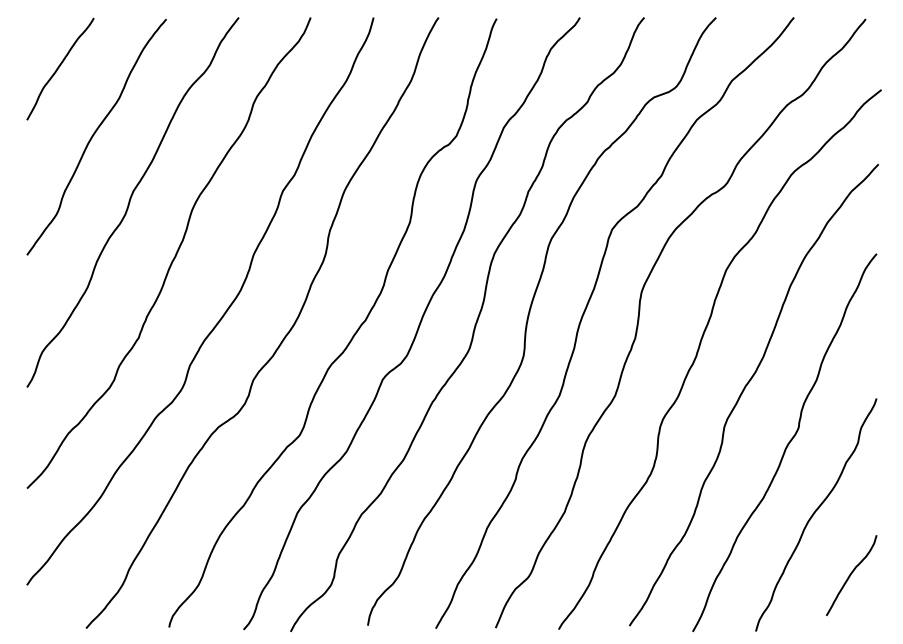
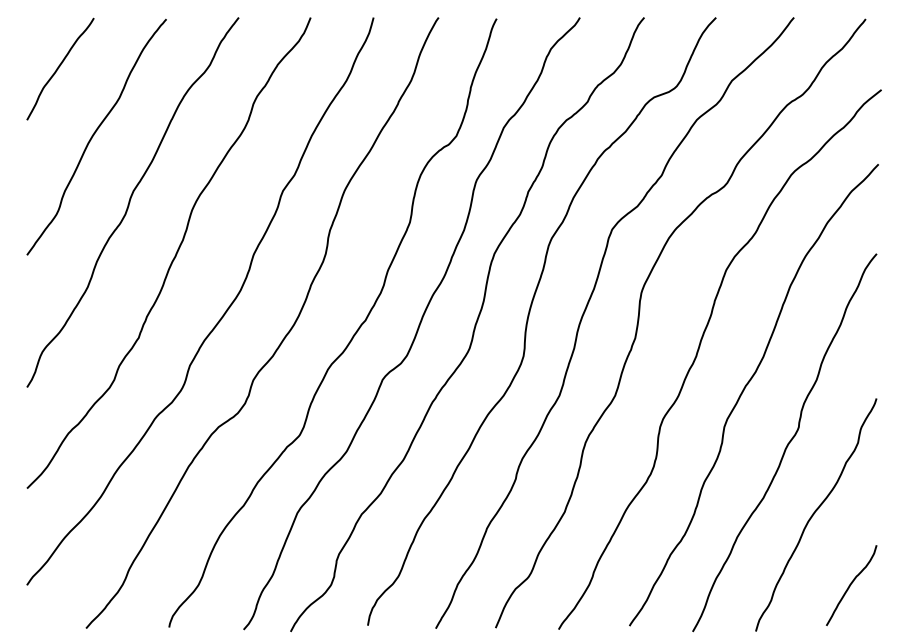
curve position: (851, 575) -> (851, 585) (851, 585)
